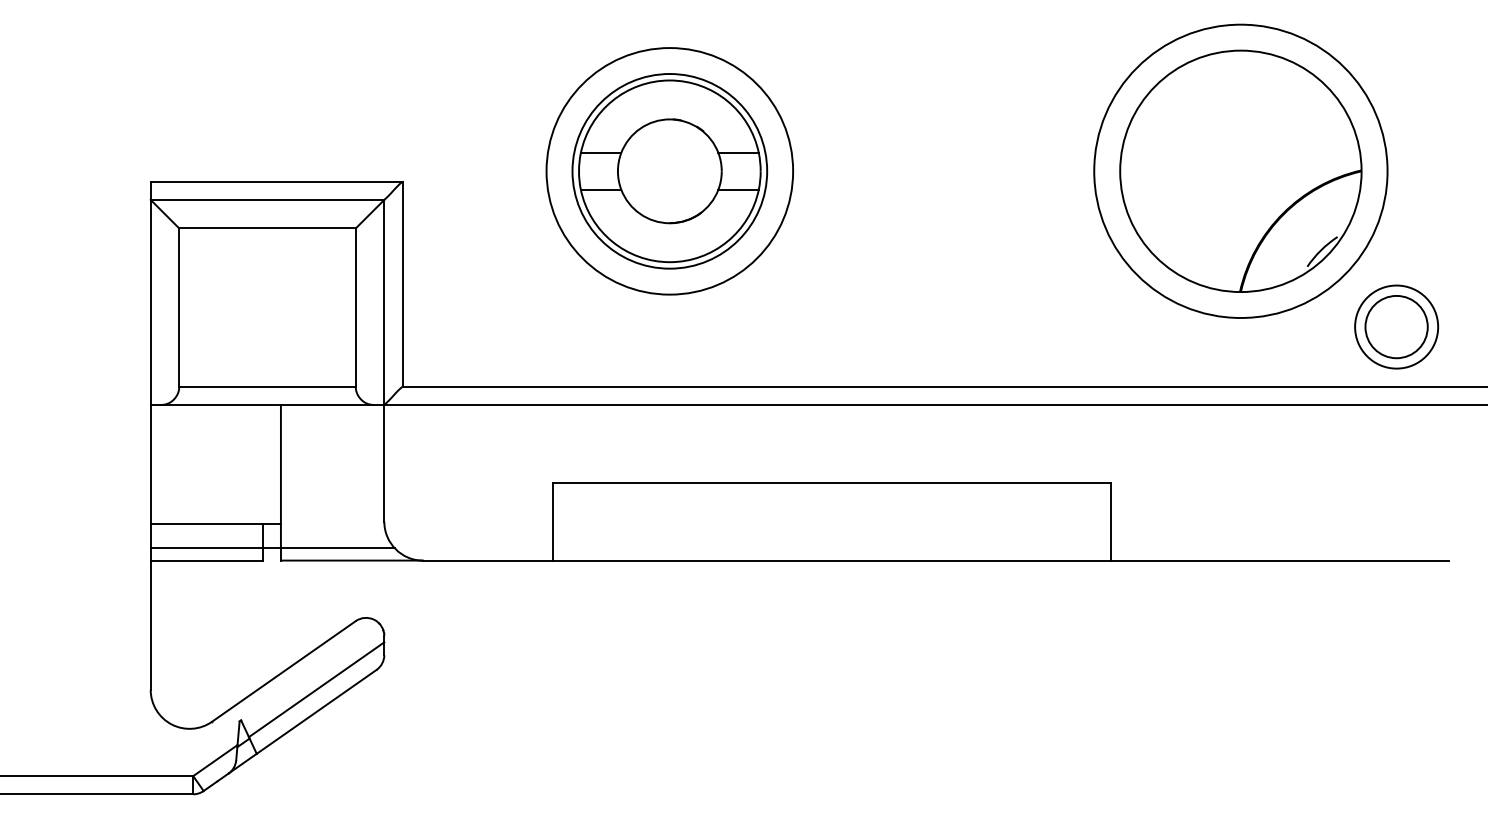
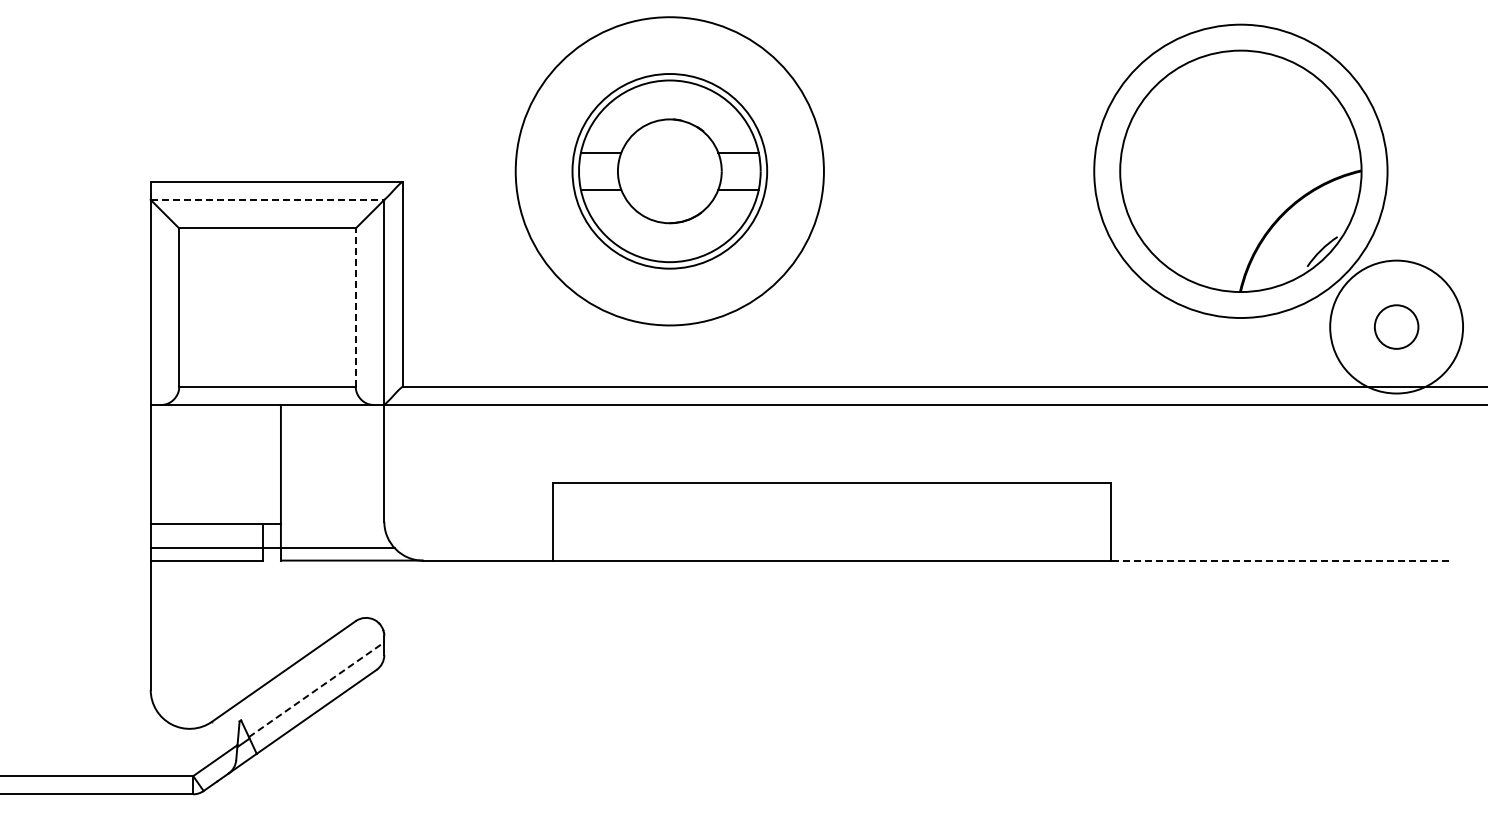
circle diameter: 247 px -> 308 px (669, 171)
line: solid -> dashed (267, 199)
line: solid -> dashed (355, 307)
circle diameter: 62 px -> 44 px (1396, 326)
circle diameter: 83 px -> 133 px (1396, 326)
line: solid -> dashed (1279, 560)
line: solid -> dashed (316, 689)
